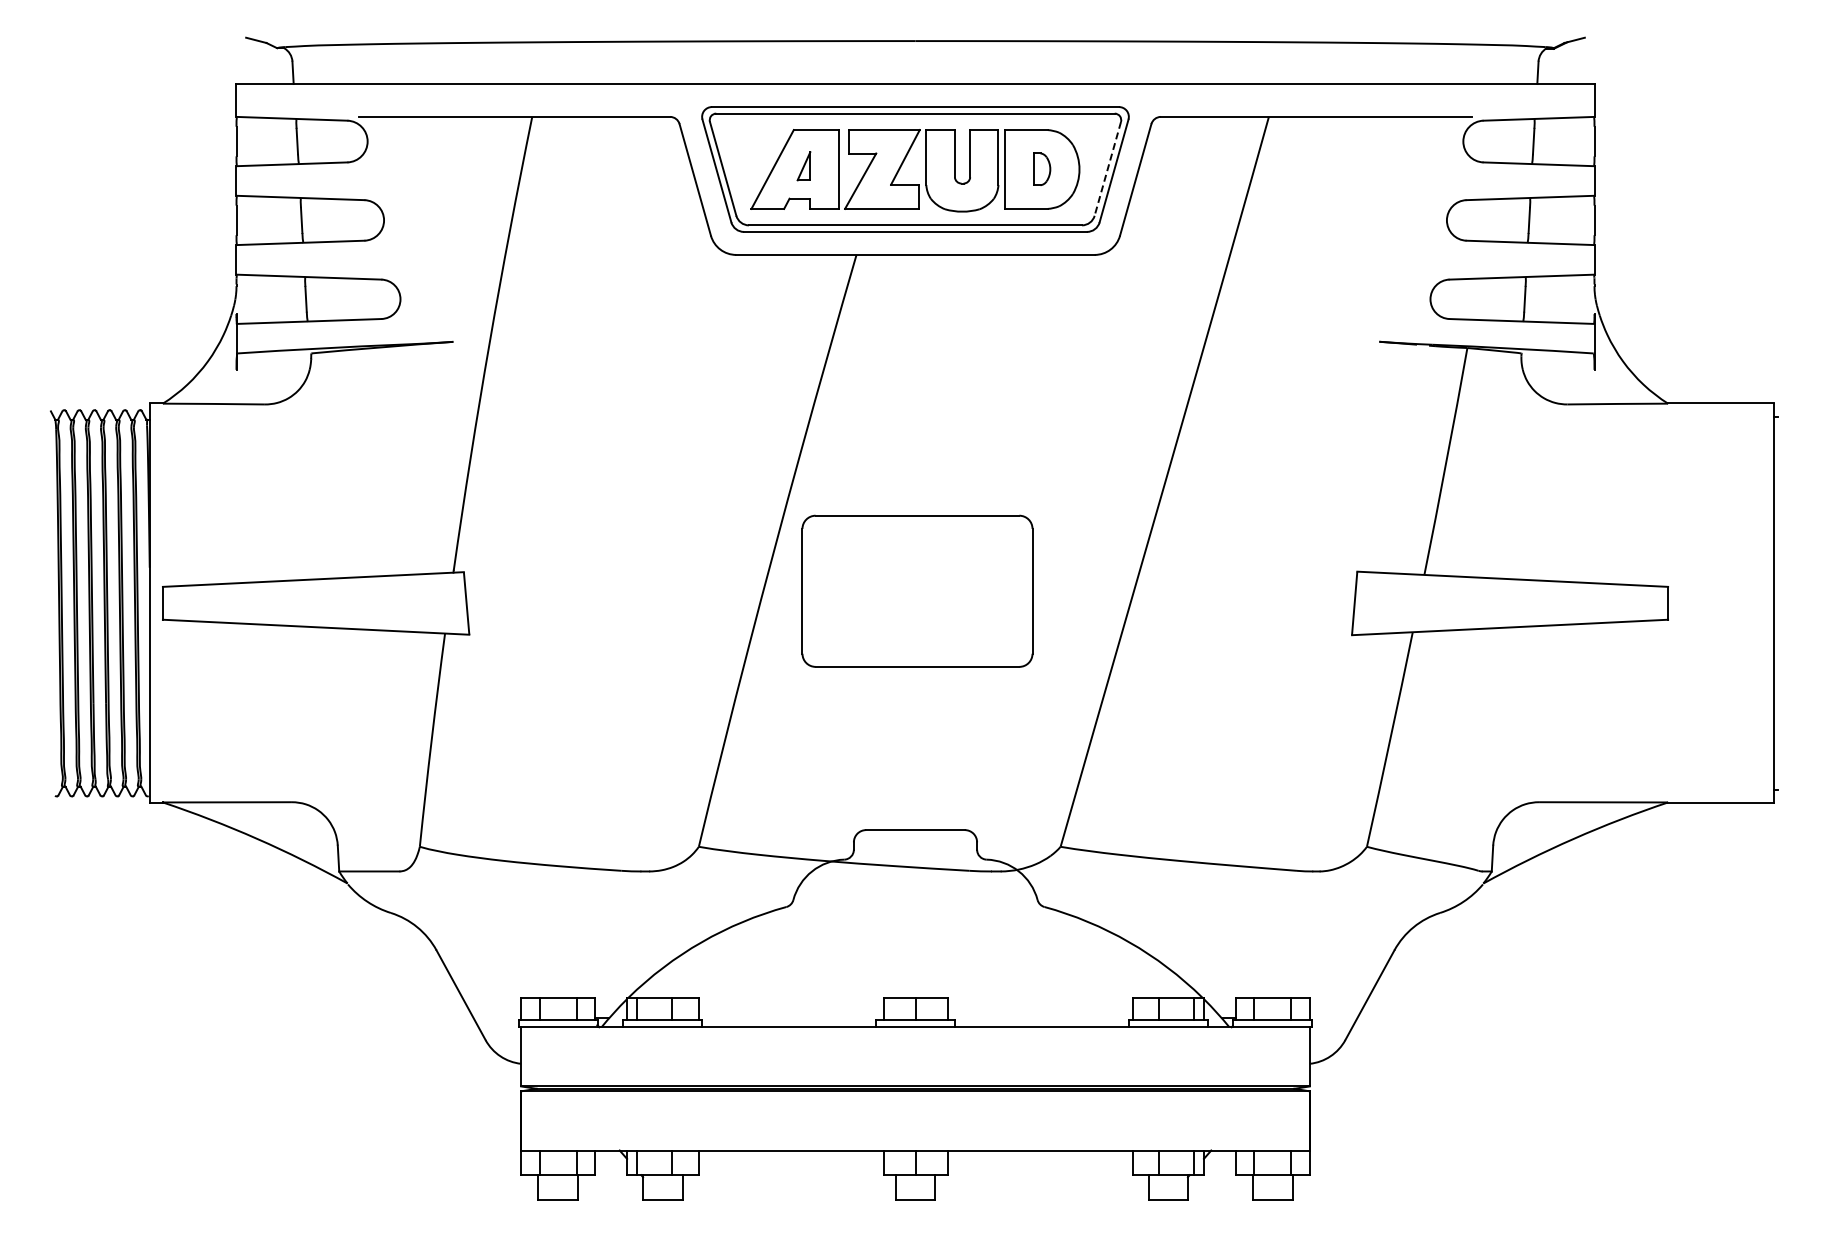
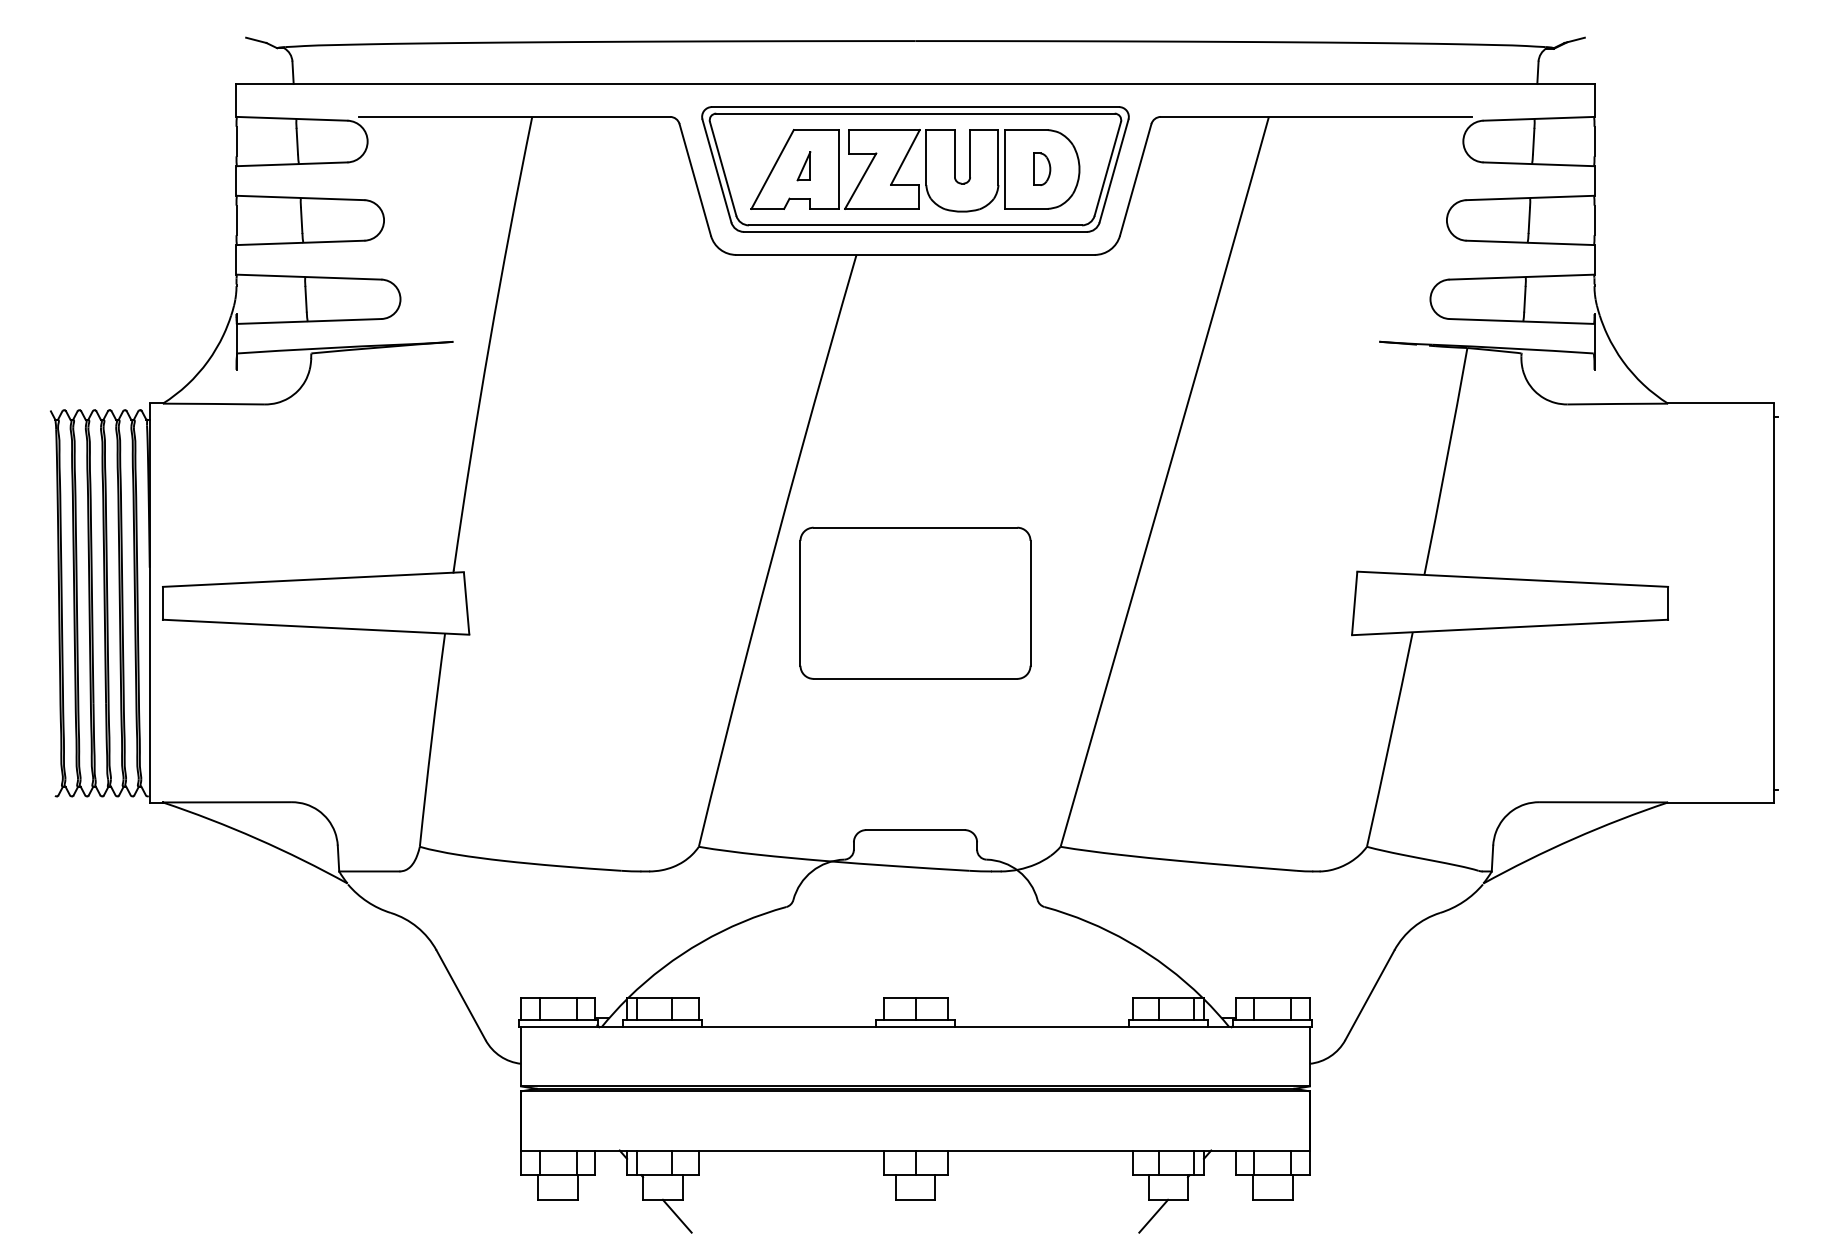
line: dashed -> solid (1107, 168)
part position: (917, 590) -> (915, 602) (915, 602)
line: none -> present (676, 1215)
line: none -> present (1153, 1215)
